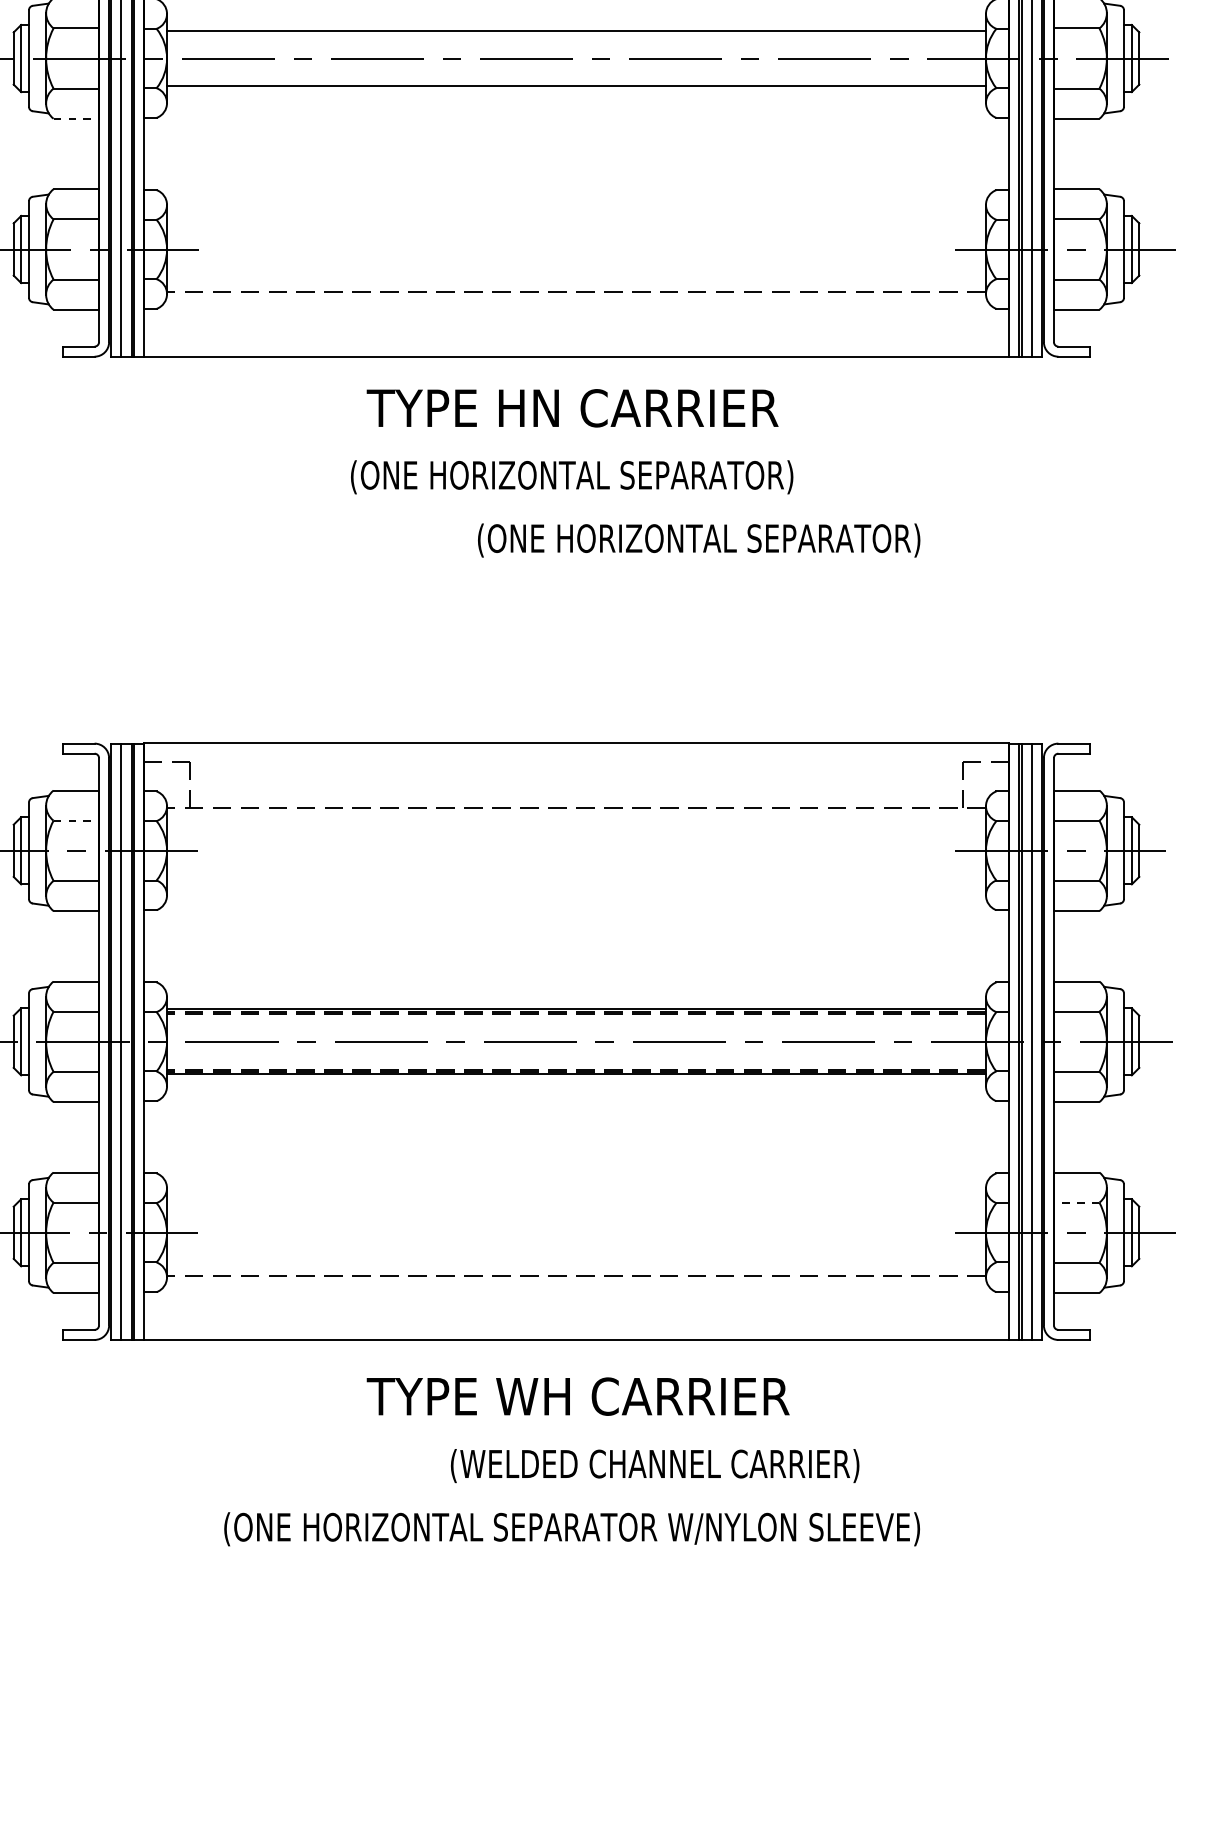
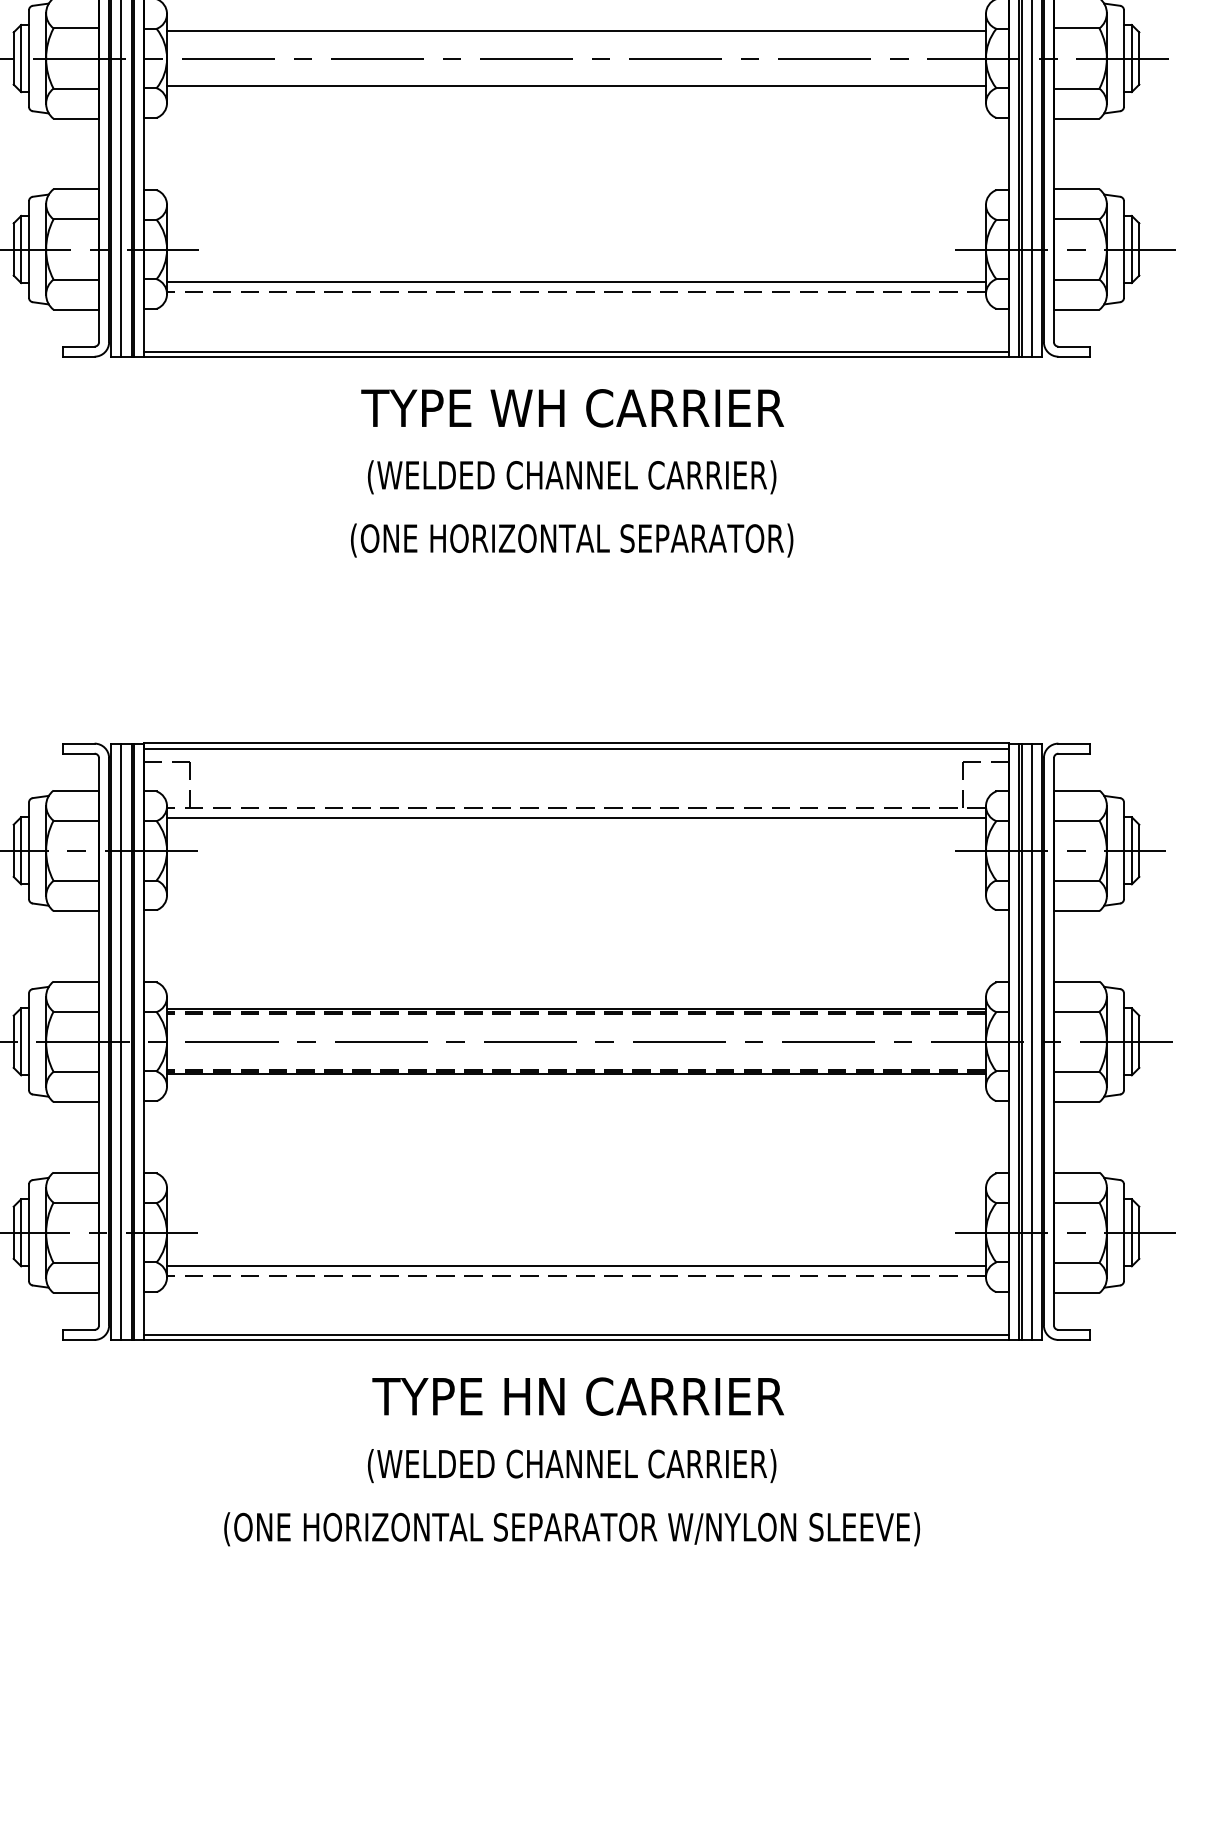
line: dashed -> solid (76, 118)
line: none -> present (576, 282)
line: none -> present (576, 351)
text: TYPE HN CARRIER -> TYPE WH CARRIER (572, 408)
text: (ONE HORIZONTAL SEPARATOR) -> (WELDED CHANNEL CARRIER) (572, 477)
text position: (699, 540) -> (572, 540) (572, 540)
line: none -> present (576, 748)
line: none -> present (576, 818)
line: dashed -> solid (76, 820)
line: dashed -> solid (1076, 1202)
line: none -> present (576, 1265)
line: none -> present (576, 1335)
text: TYPE WH CARRIER -> TYPE HN CARRIER (577, 1396)
text position: (655, 1466) -> (572, 1466) (572, 1466)
